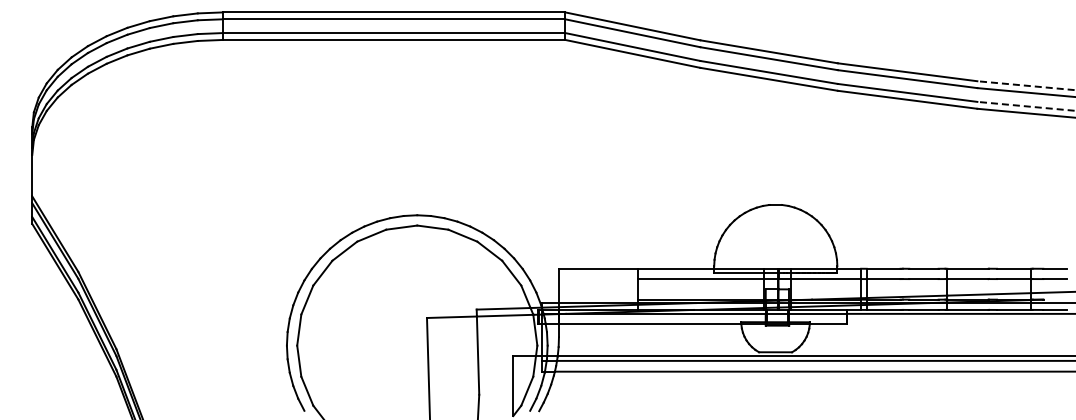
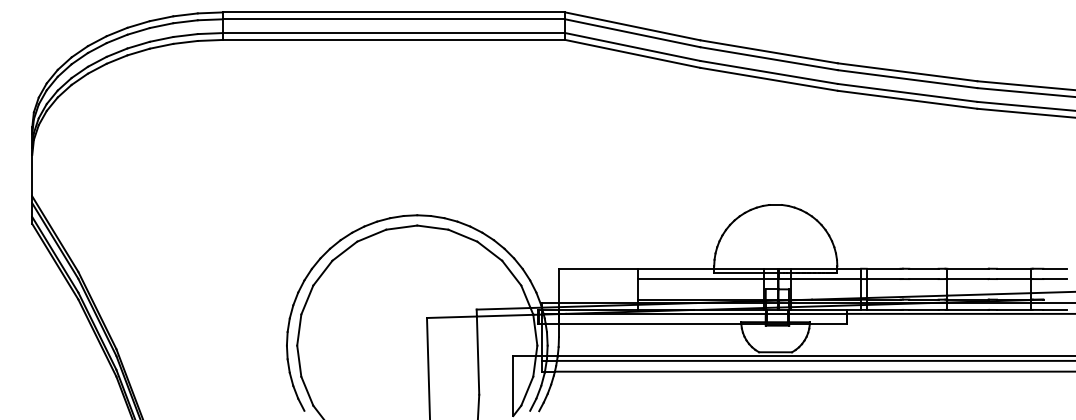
line: dashed -> solid (1026, 85)
line: dashed -> solid (1026, 106)
